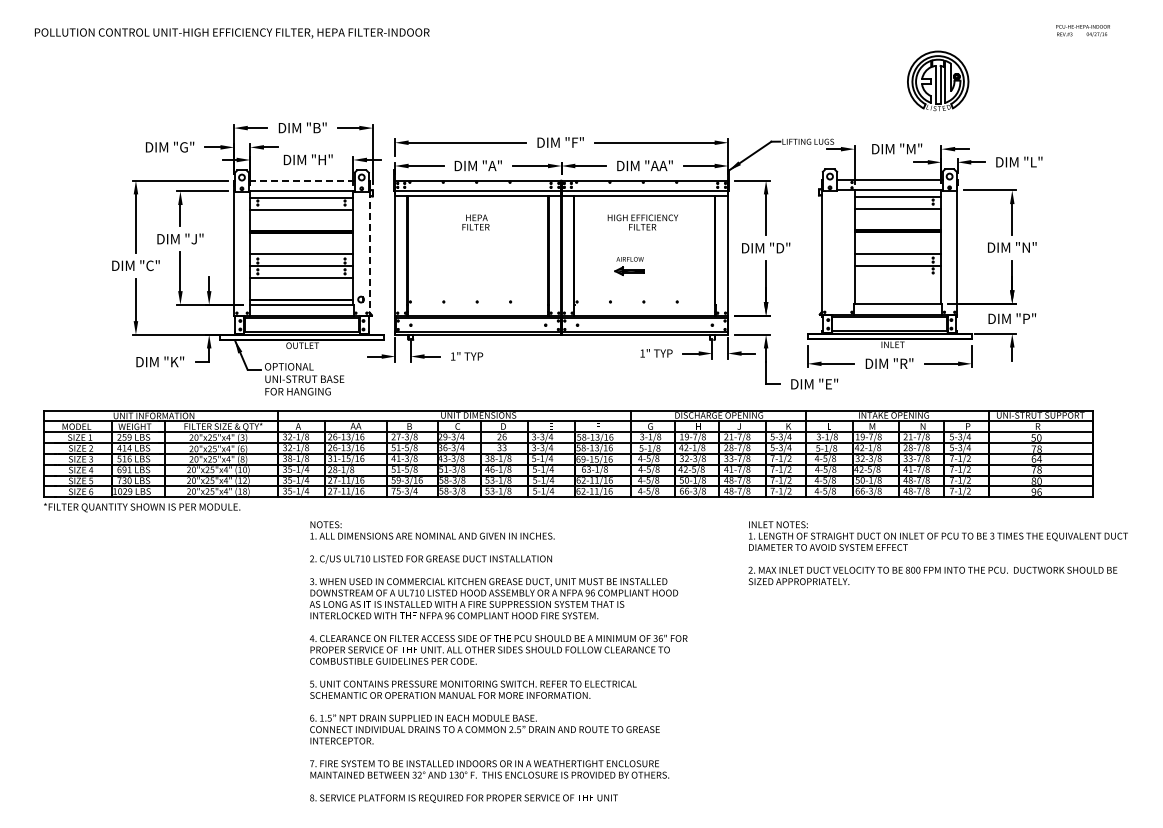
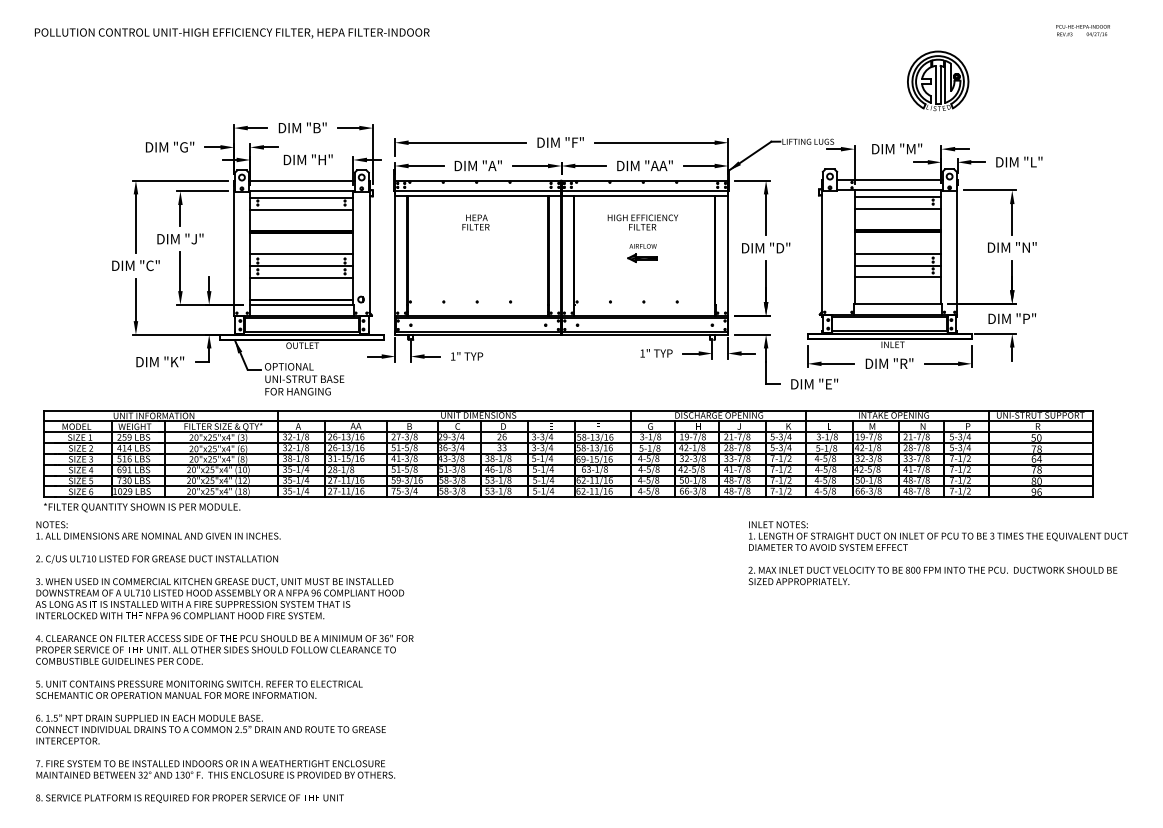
line: dashed -> solid (301, 180)
line: dashed -> solid (369, 254)
part position: (629, 266) -> (642, 253) (642, 253)
line: none -> present (897, 277)
text position: (498, 661) -> (224, 661) (224, 661)
